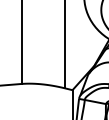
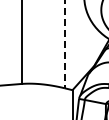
line: solid -> dashed (64, 44)
